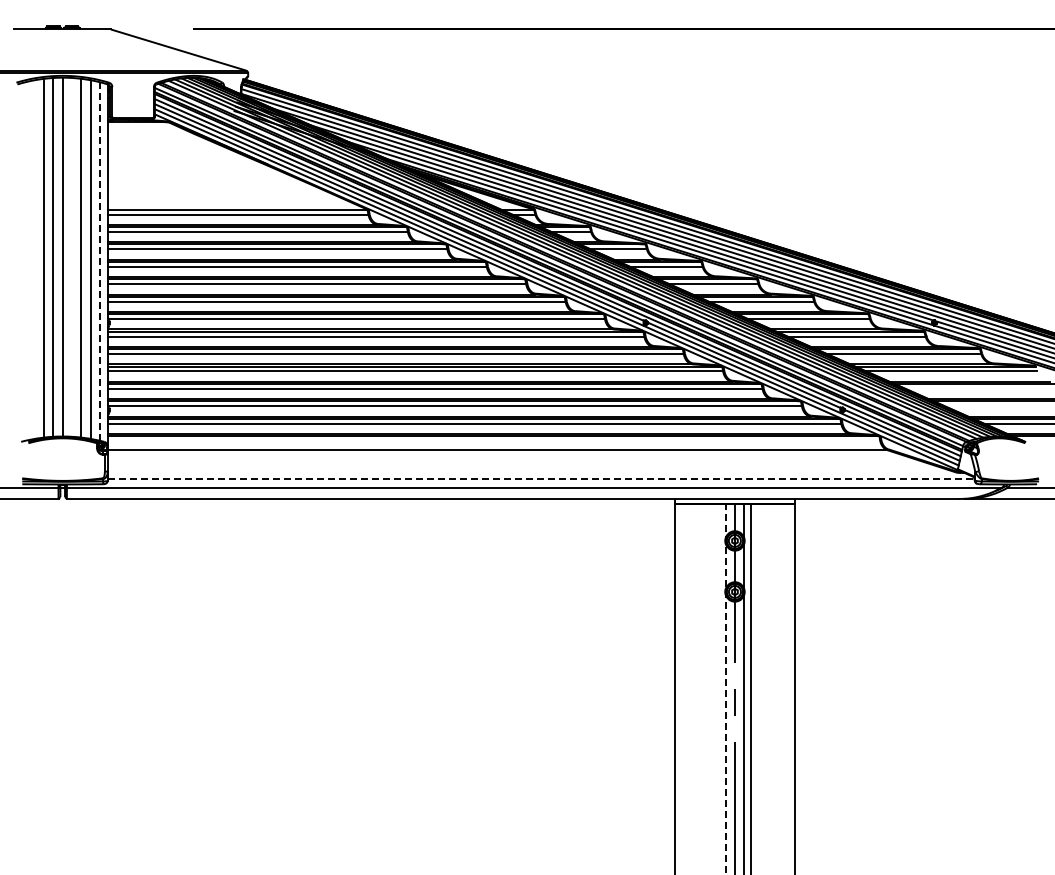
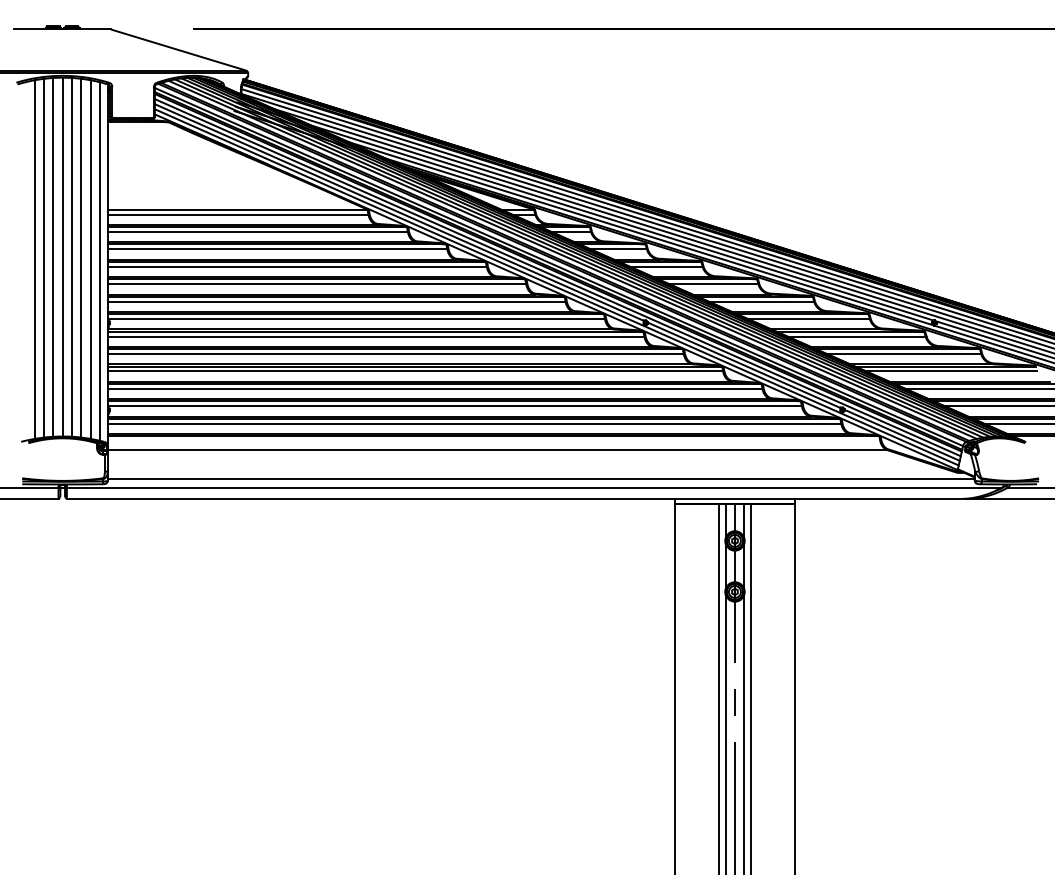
line: none -> present (71, 256)
line: none -> present (34, 259)
line: dashed -> solid (99, 260)
line: none -> present (978, 388)
line: none -> present (998, 406)
line: dashed -> solid (541, 478)
line: none -> present (719, 687)
line: dashed -> solid (725, 688)
